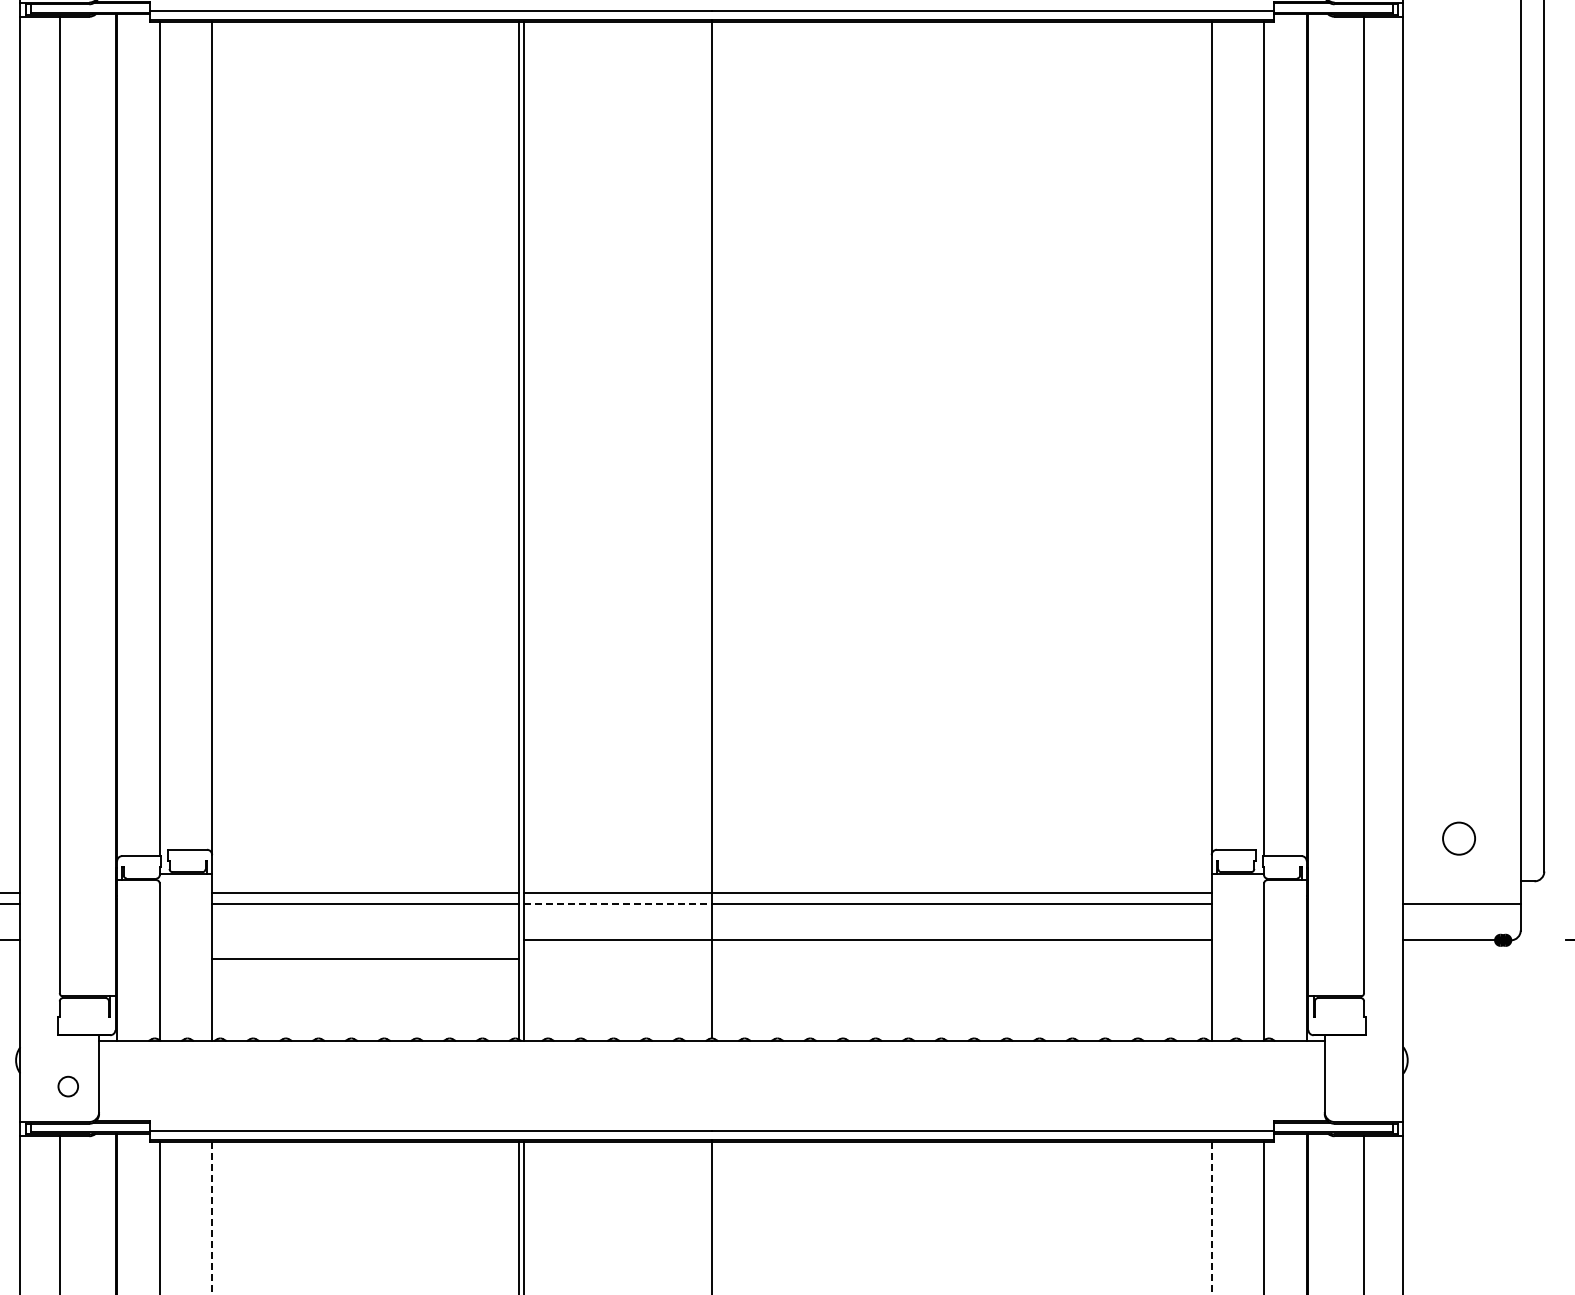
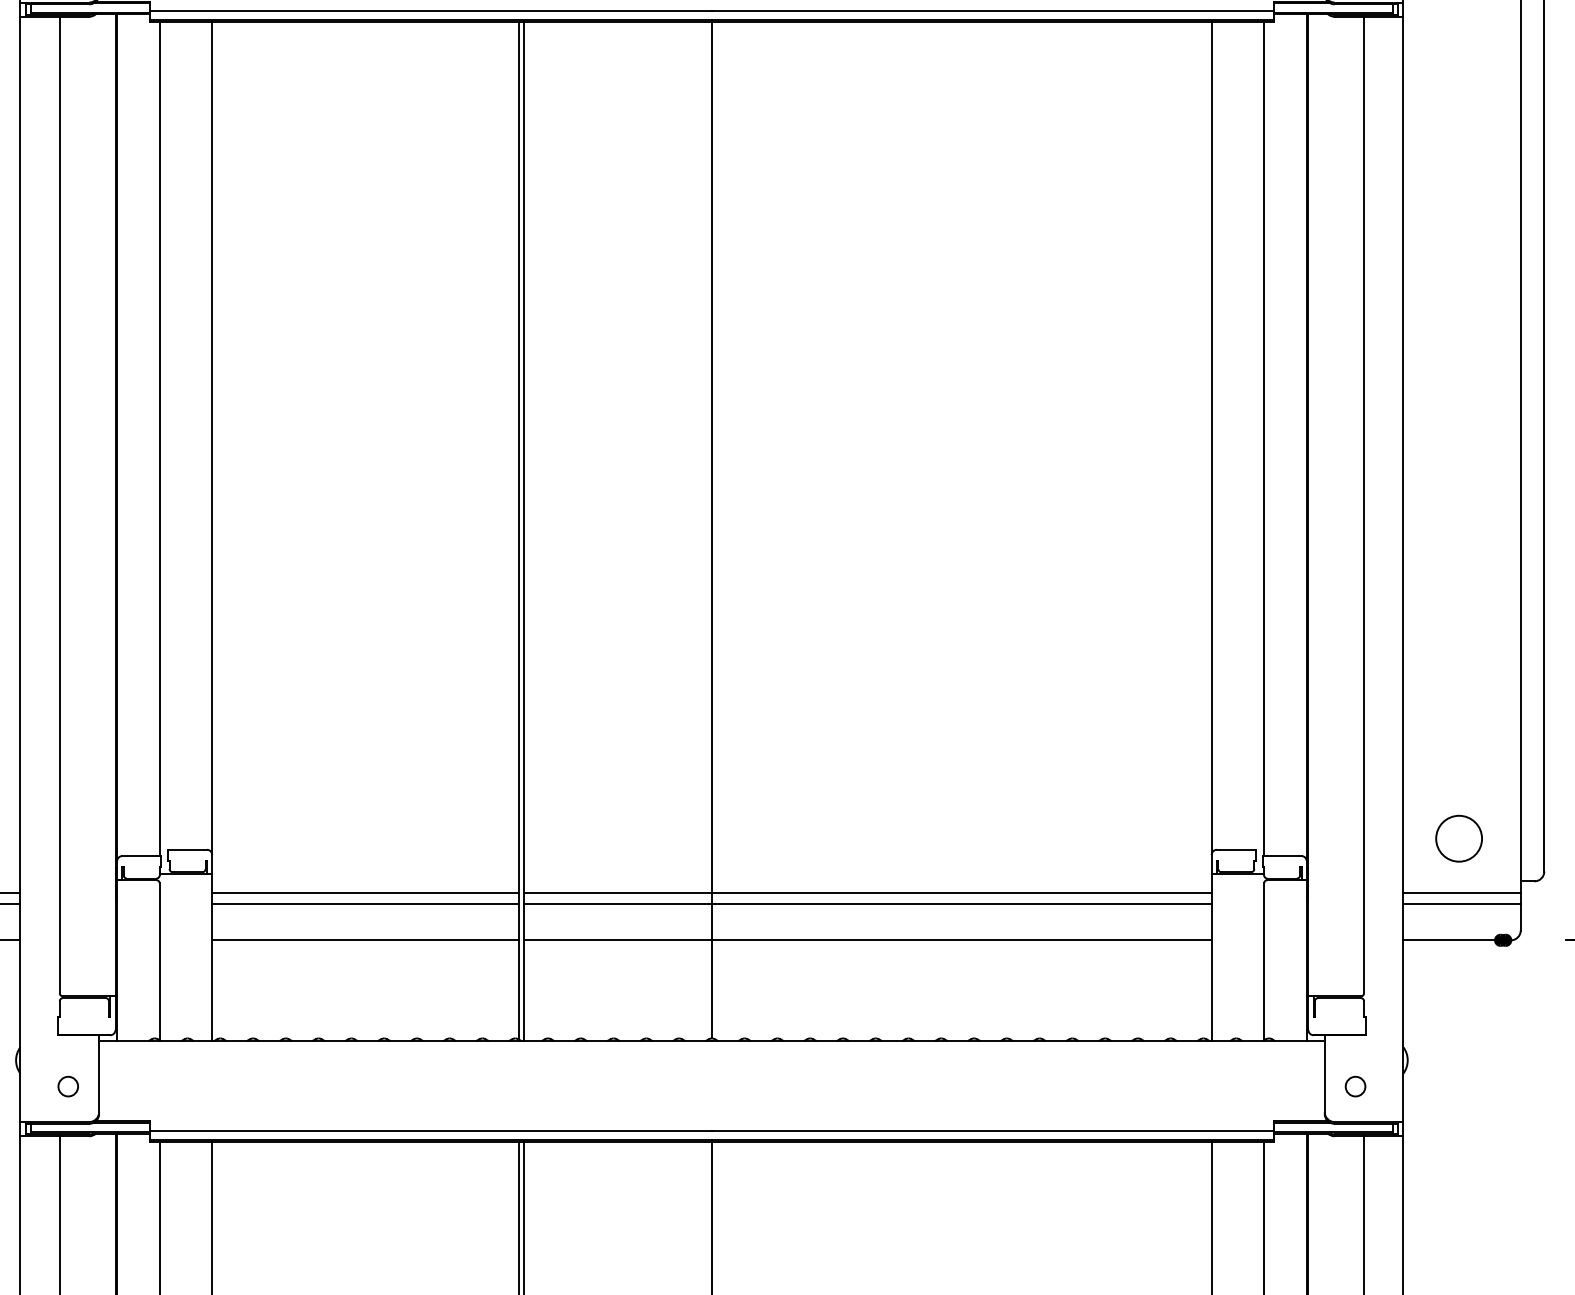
circle size: 34x35 px -> 48x49 px (1458, 838)
line: none -> present (1461, 892)
line: dashed -> solid (618, 904)
line position: (365, 959) -> (365, 940) (365, 940)
circle: none -> present (1355, 1086)
line: dashed -> solid (212, 1217)
line: dashed -> solid (1211, 1217)
